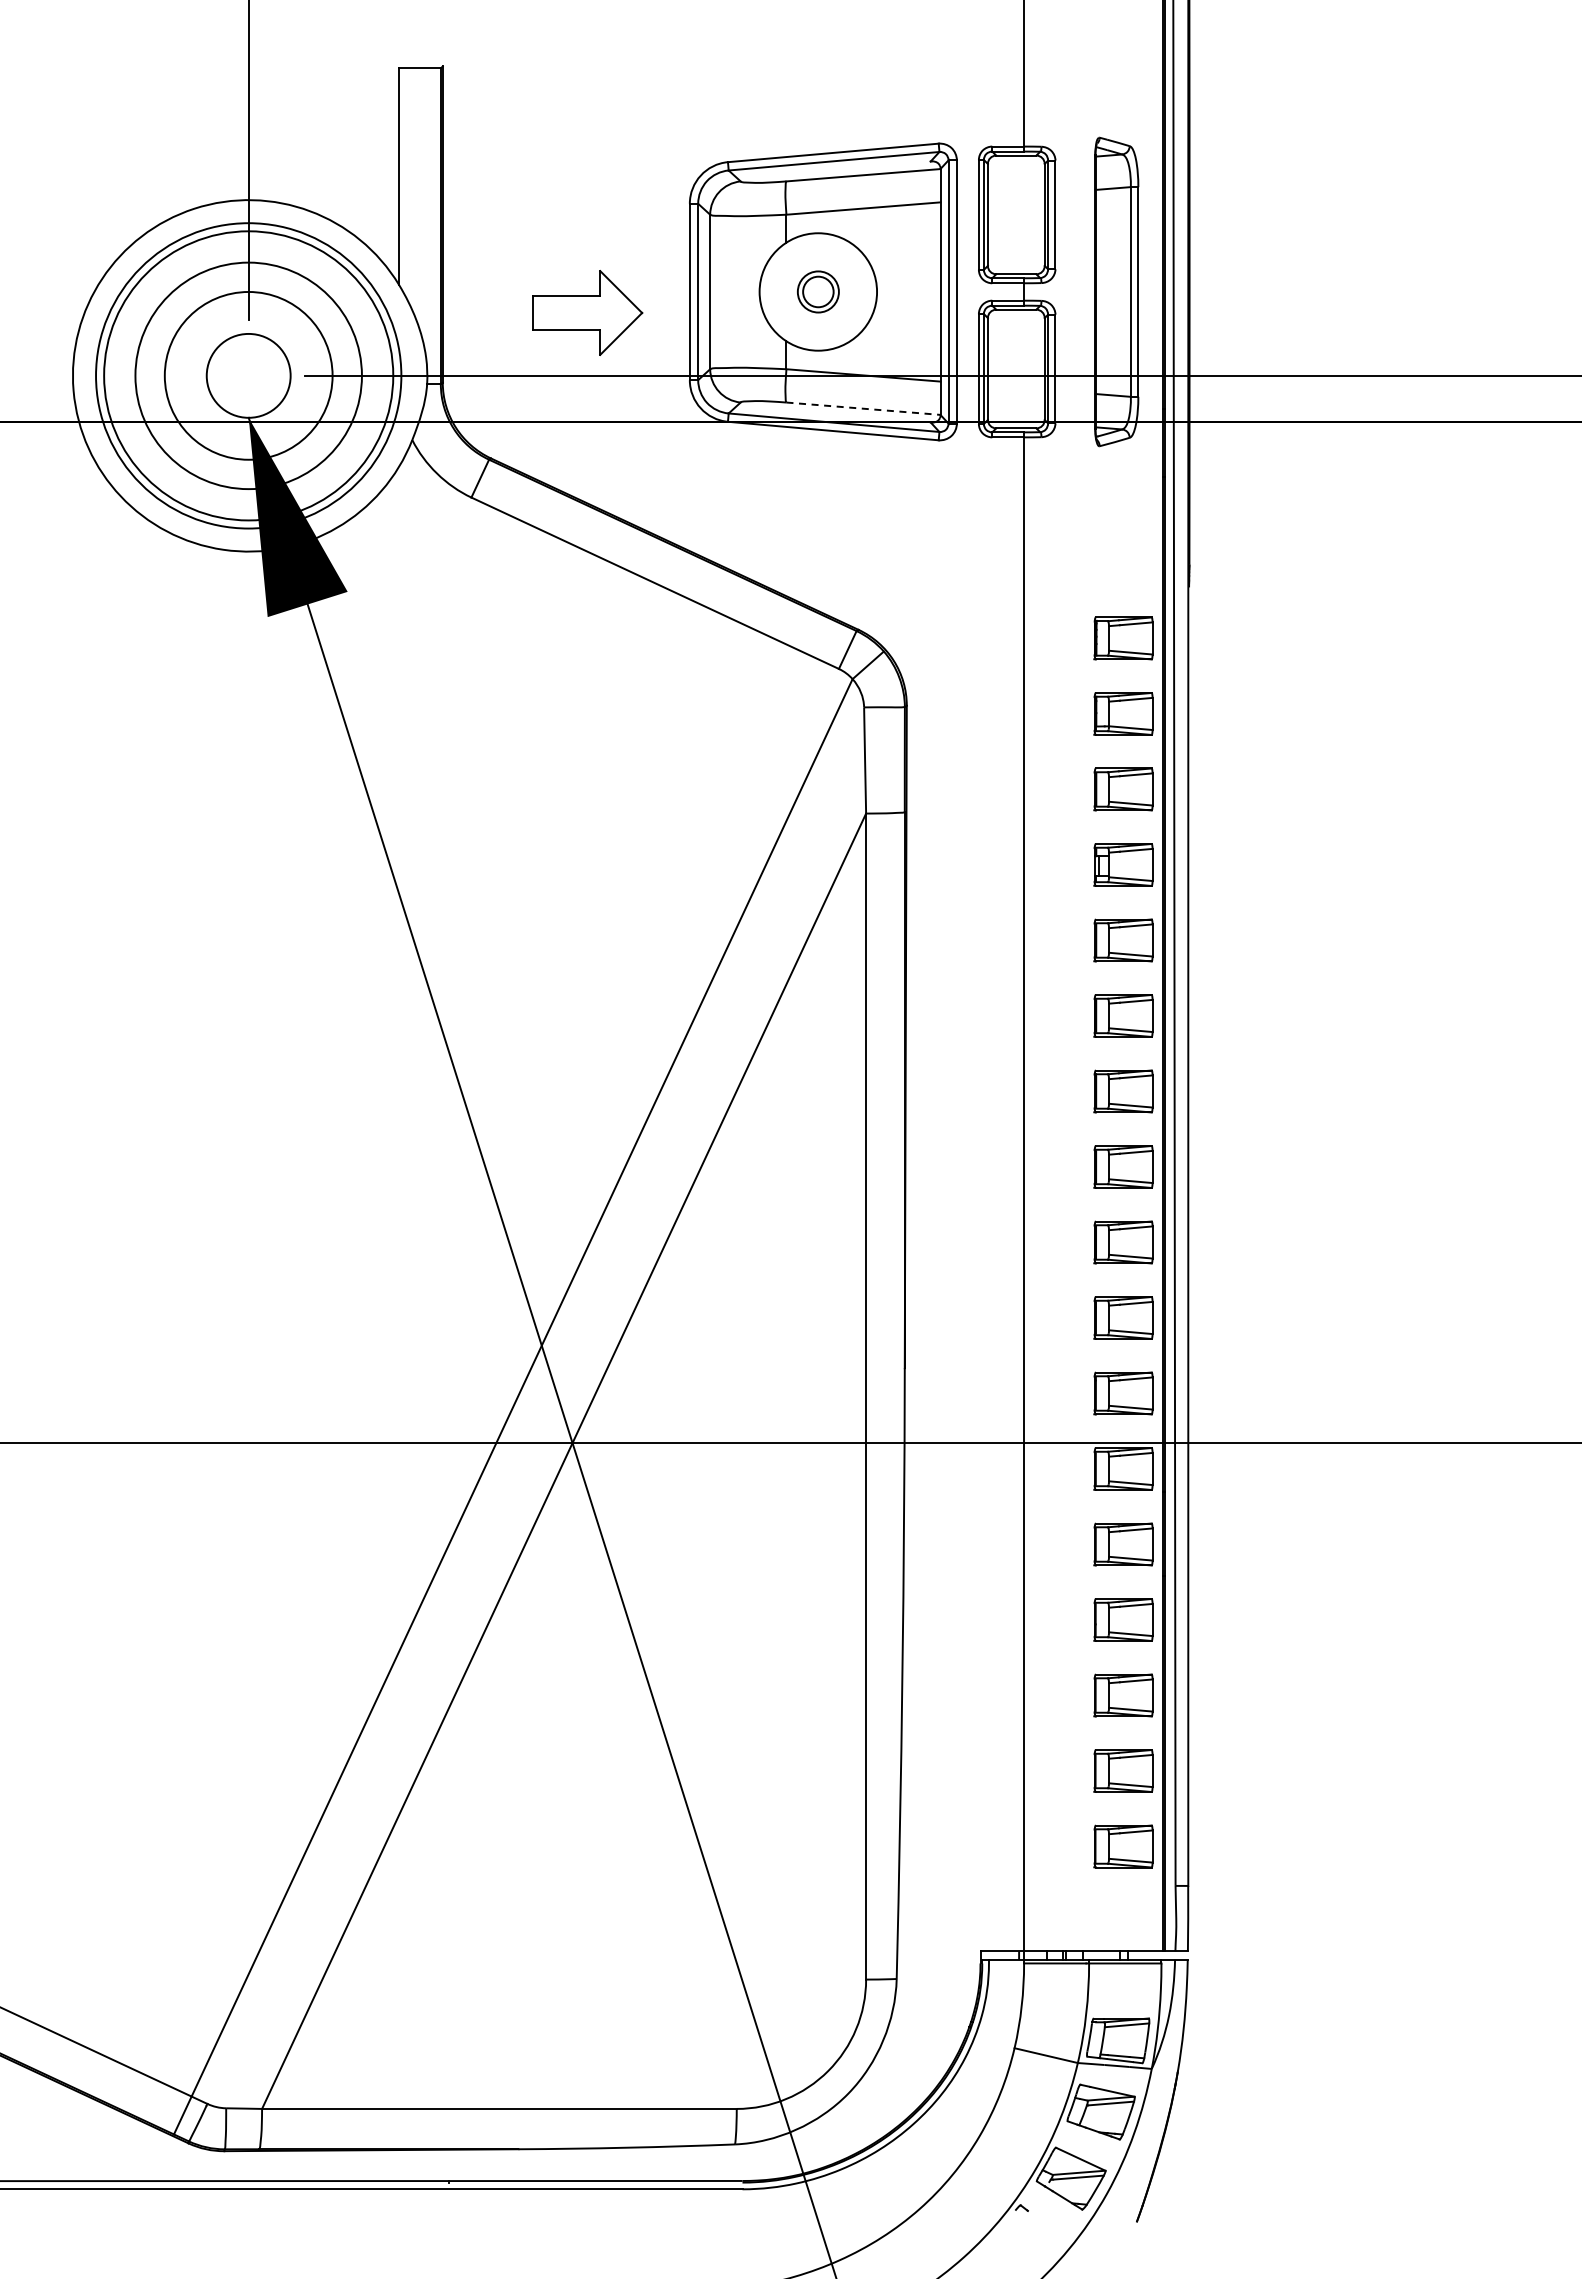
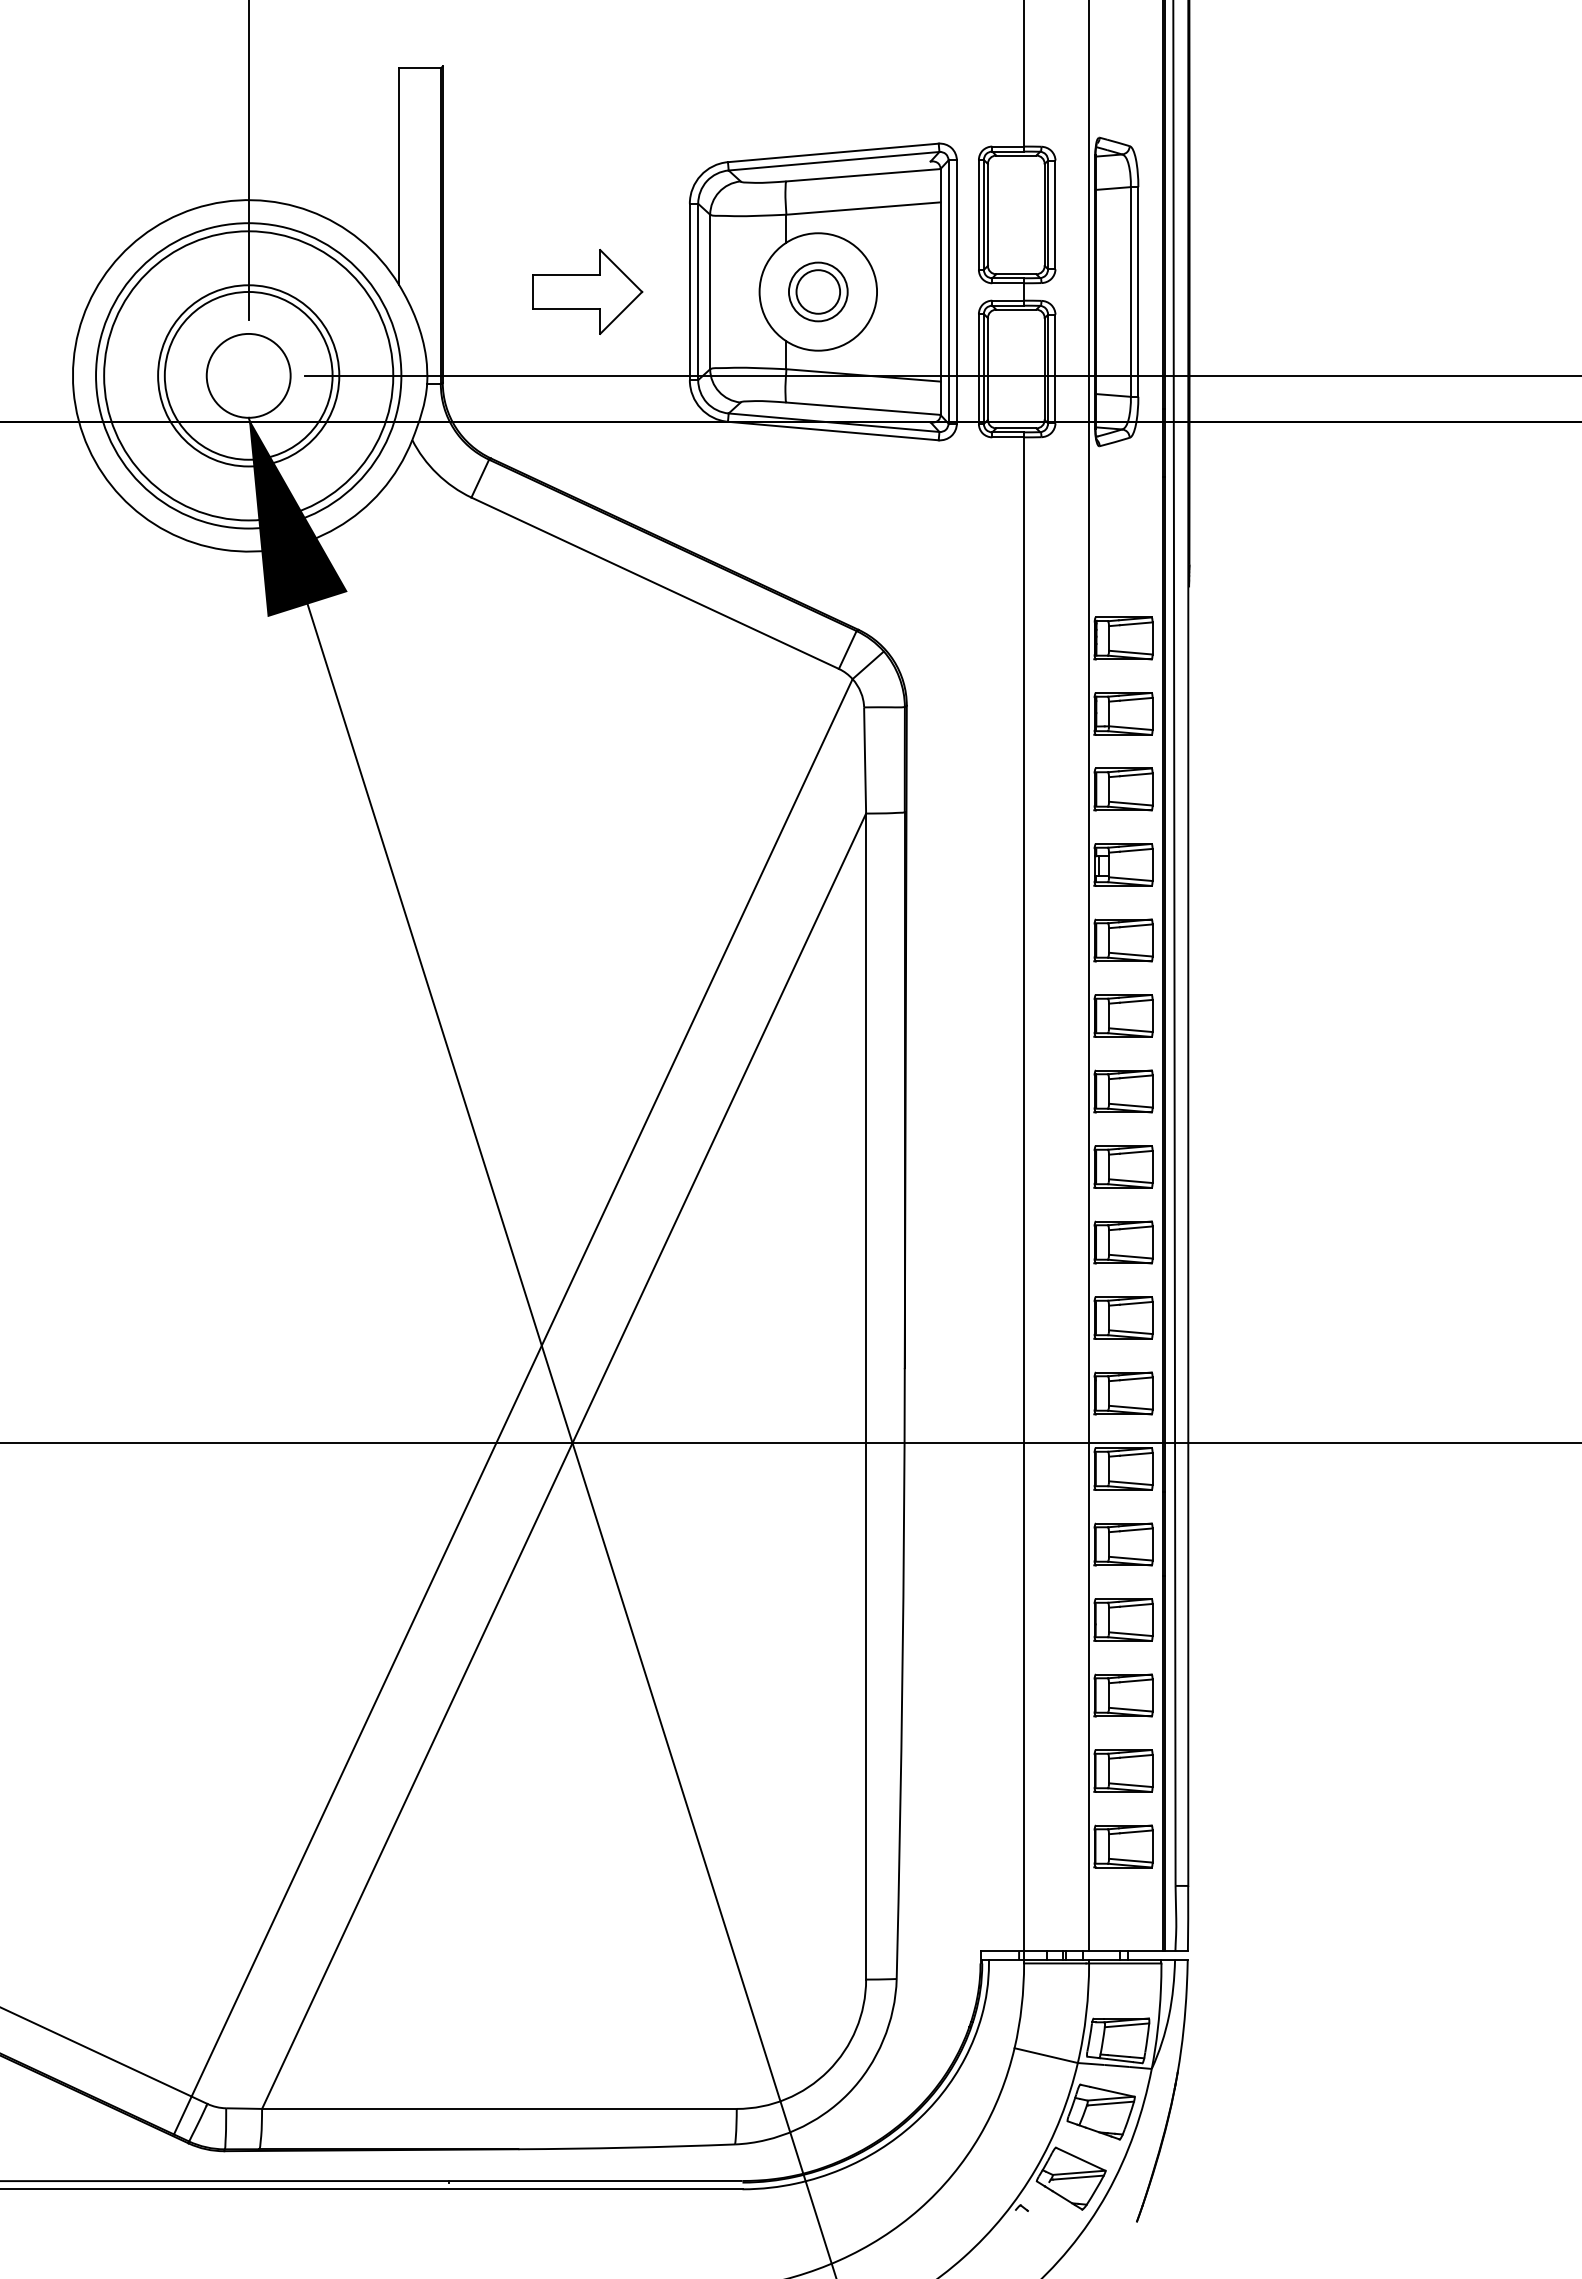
part size: 43x44 px -> 61x62 px (818, 291)
part position: (587, 312) -> (587, 291) (587, 291)
circle diameter: 227 px -> 181 px (248, 375)
line: dashed -> solid (864, 408)
line: none -> present (1089, 976)
